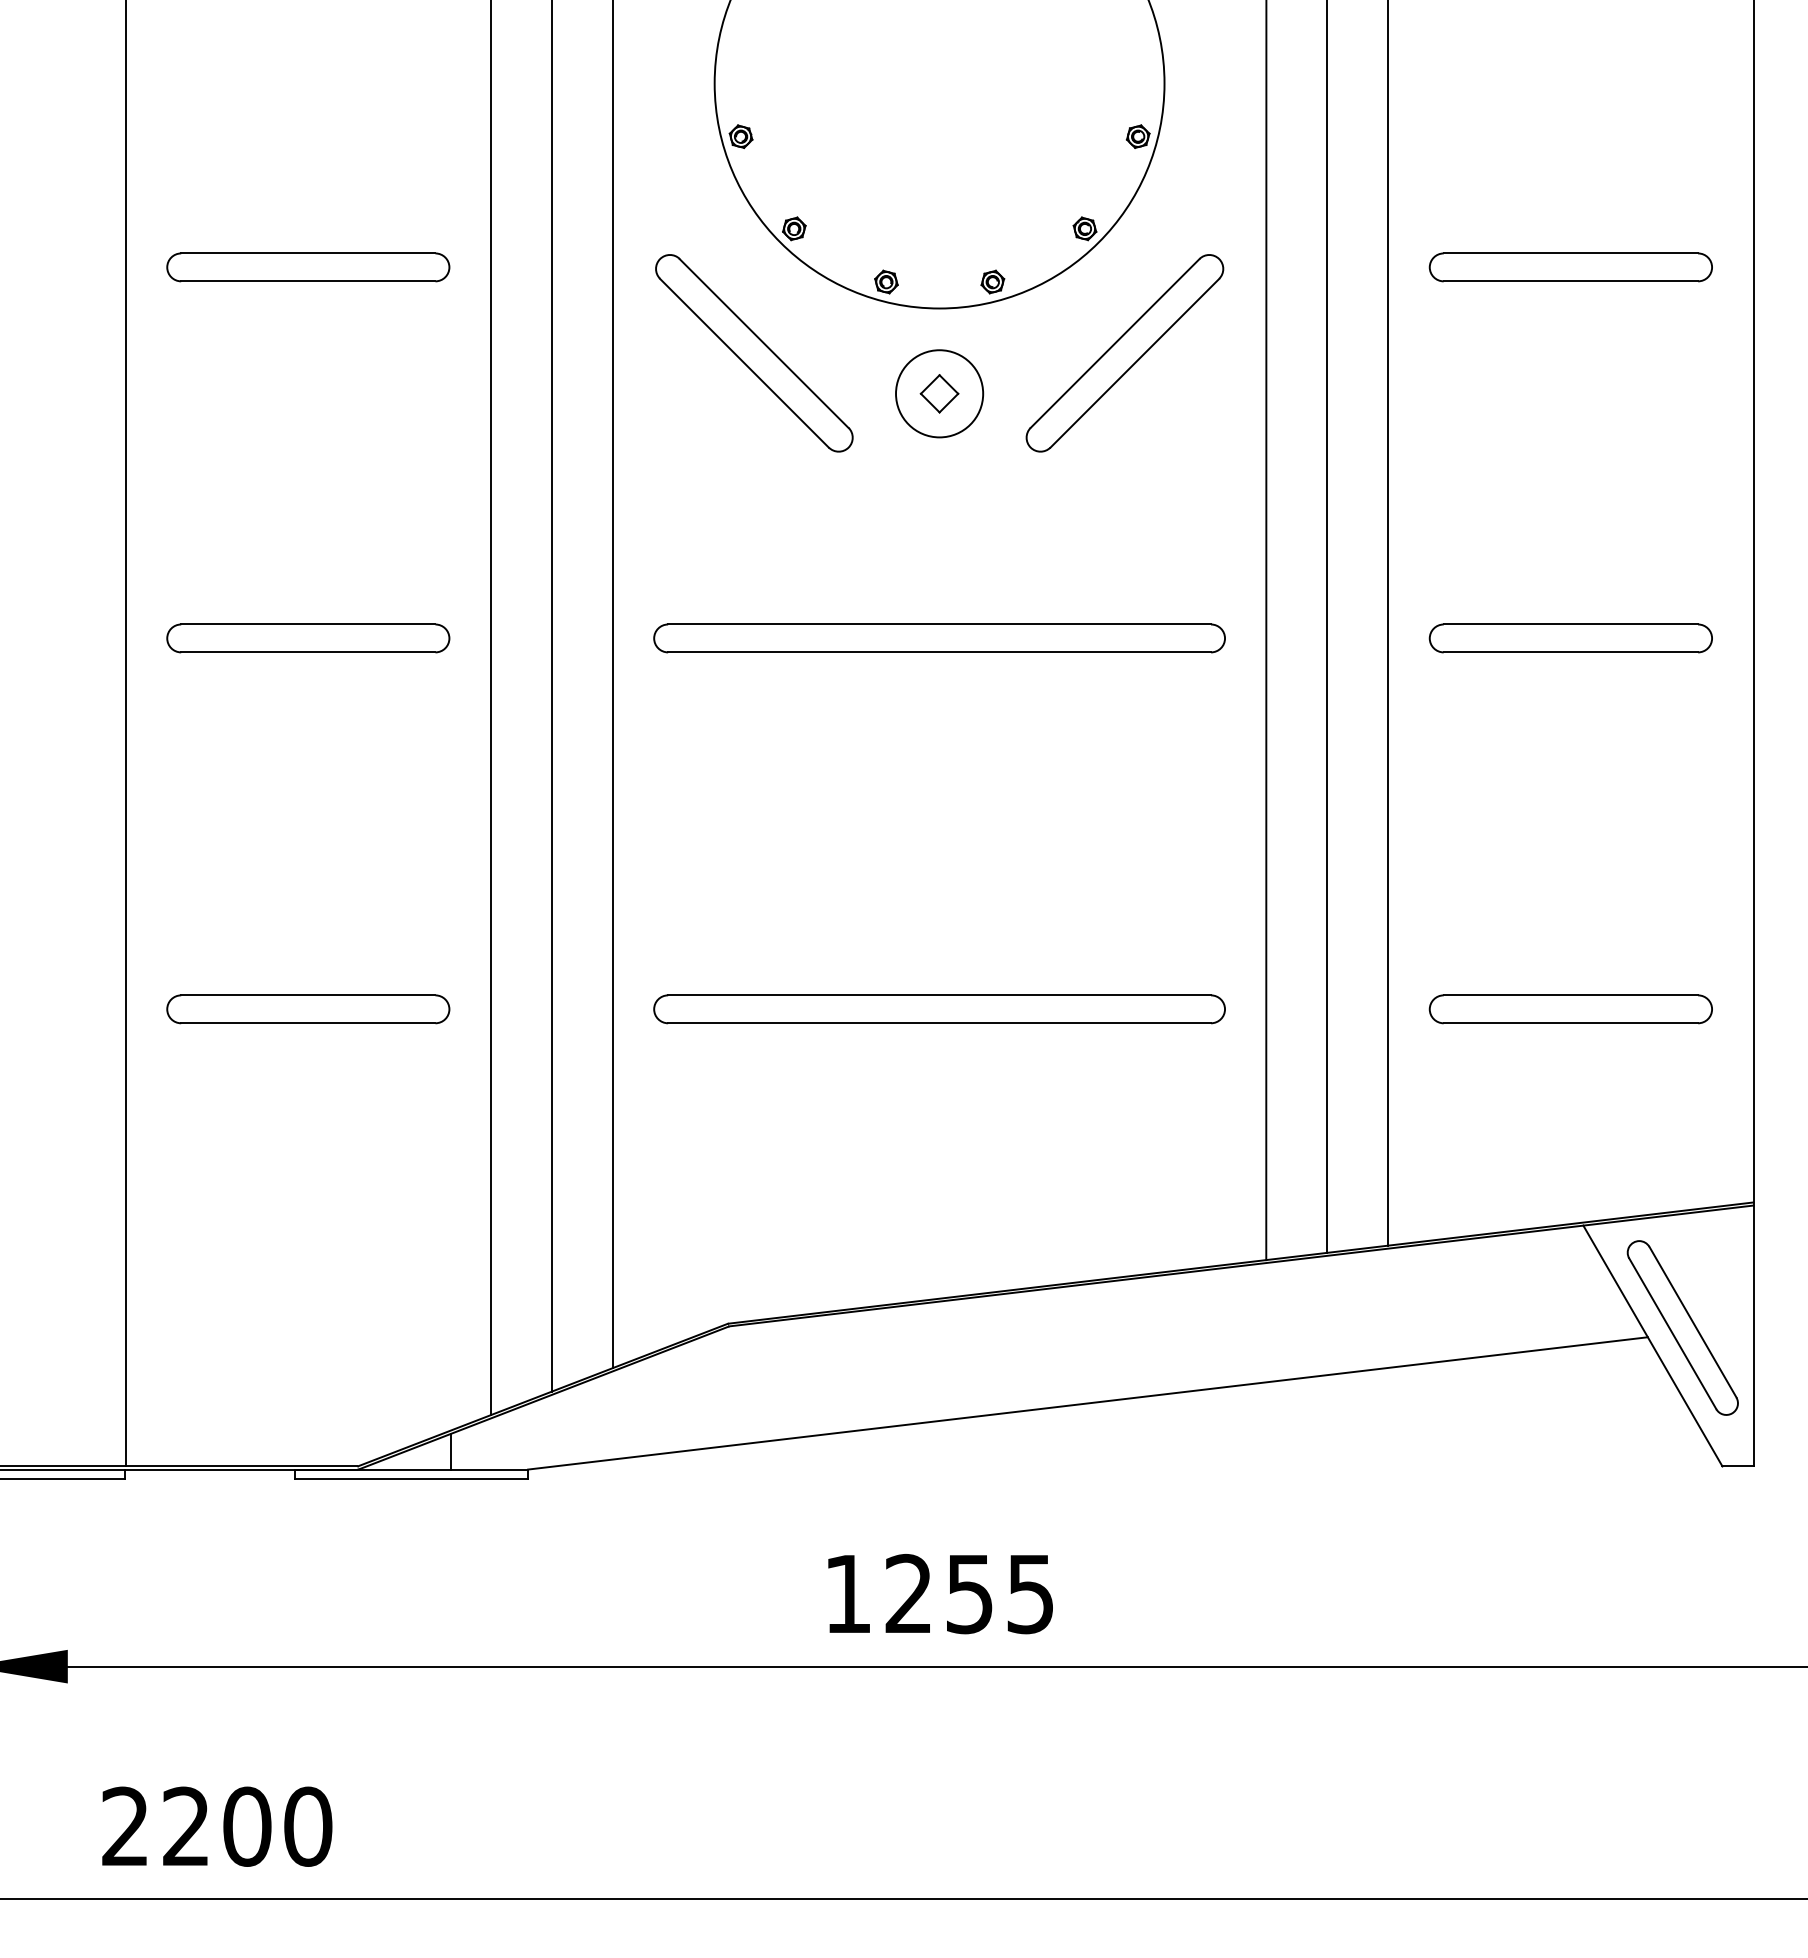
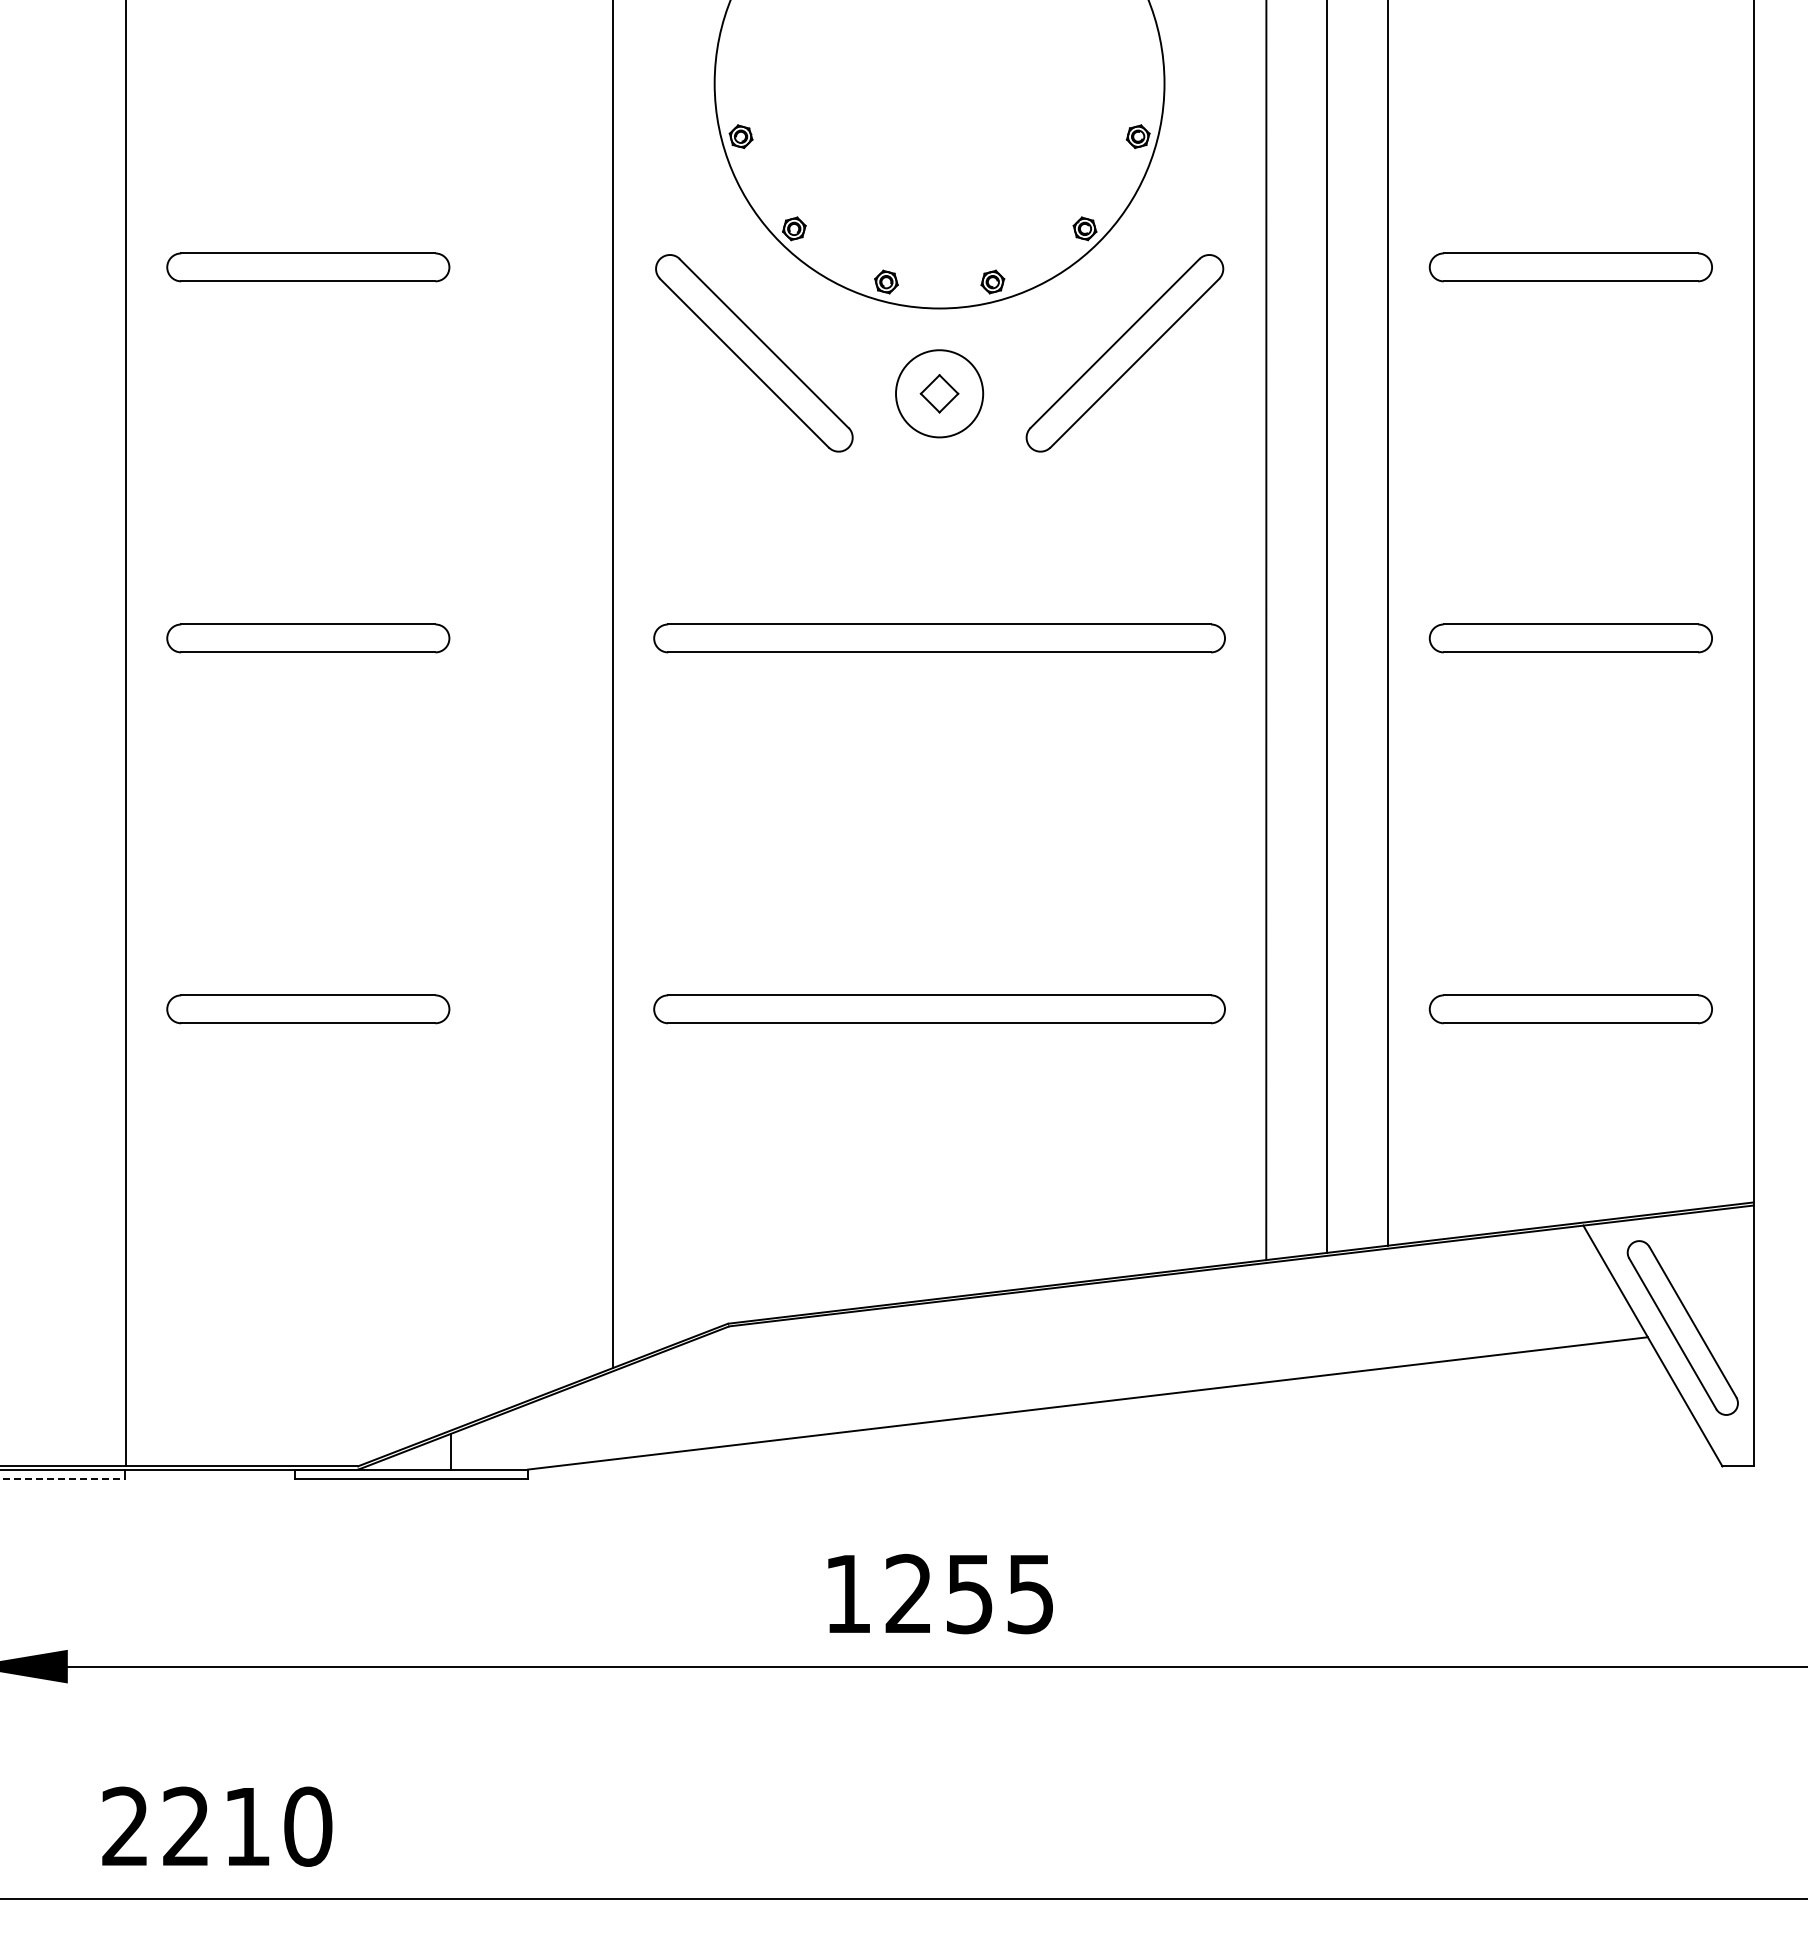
line: present -> none (551, 696)
line: present -> none (490, 708)
line: solid -> dashed (63, 1478)
text: 2200 -> 2210 (247, 1826)
